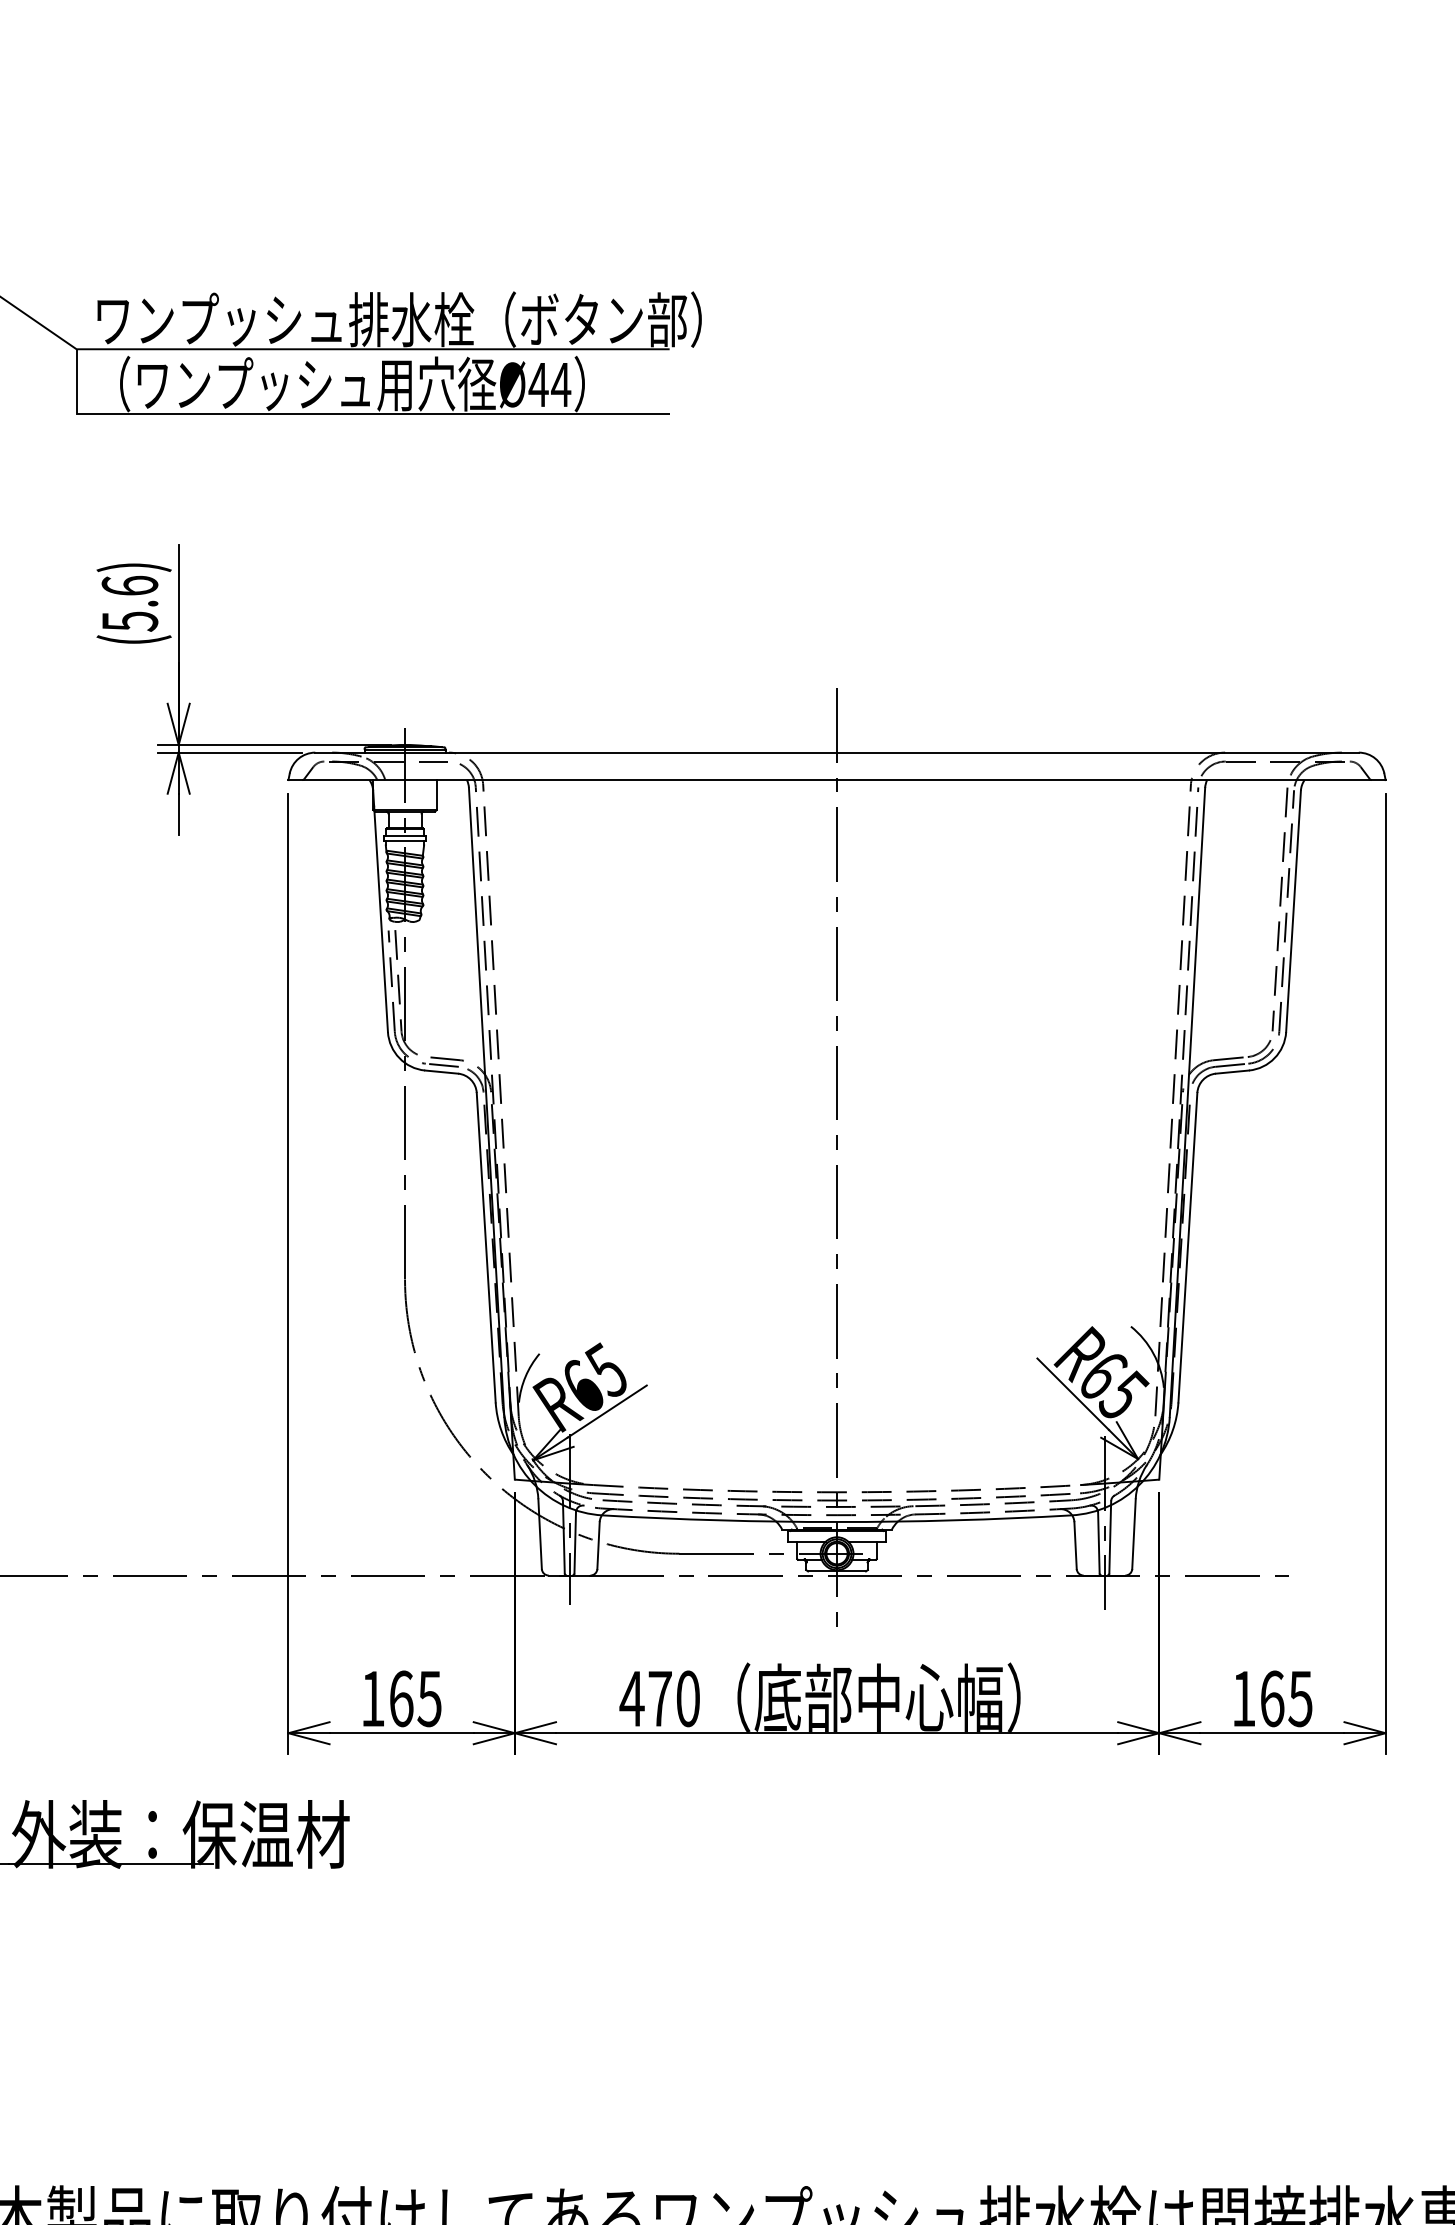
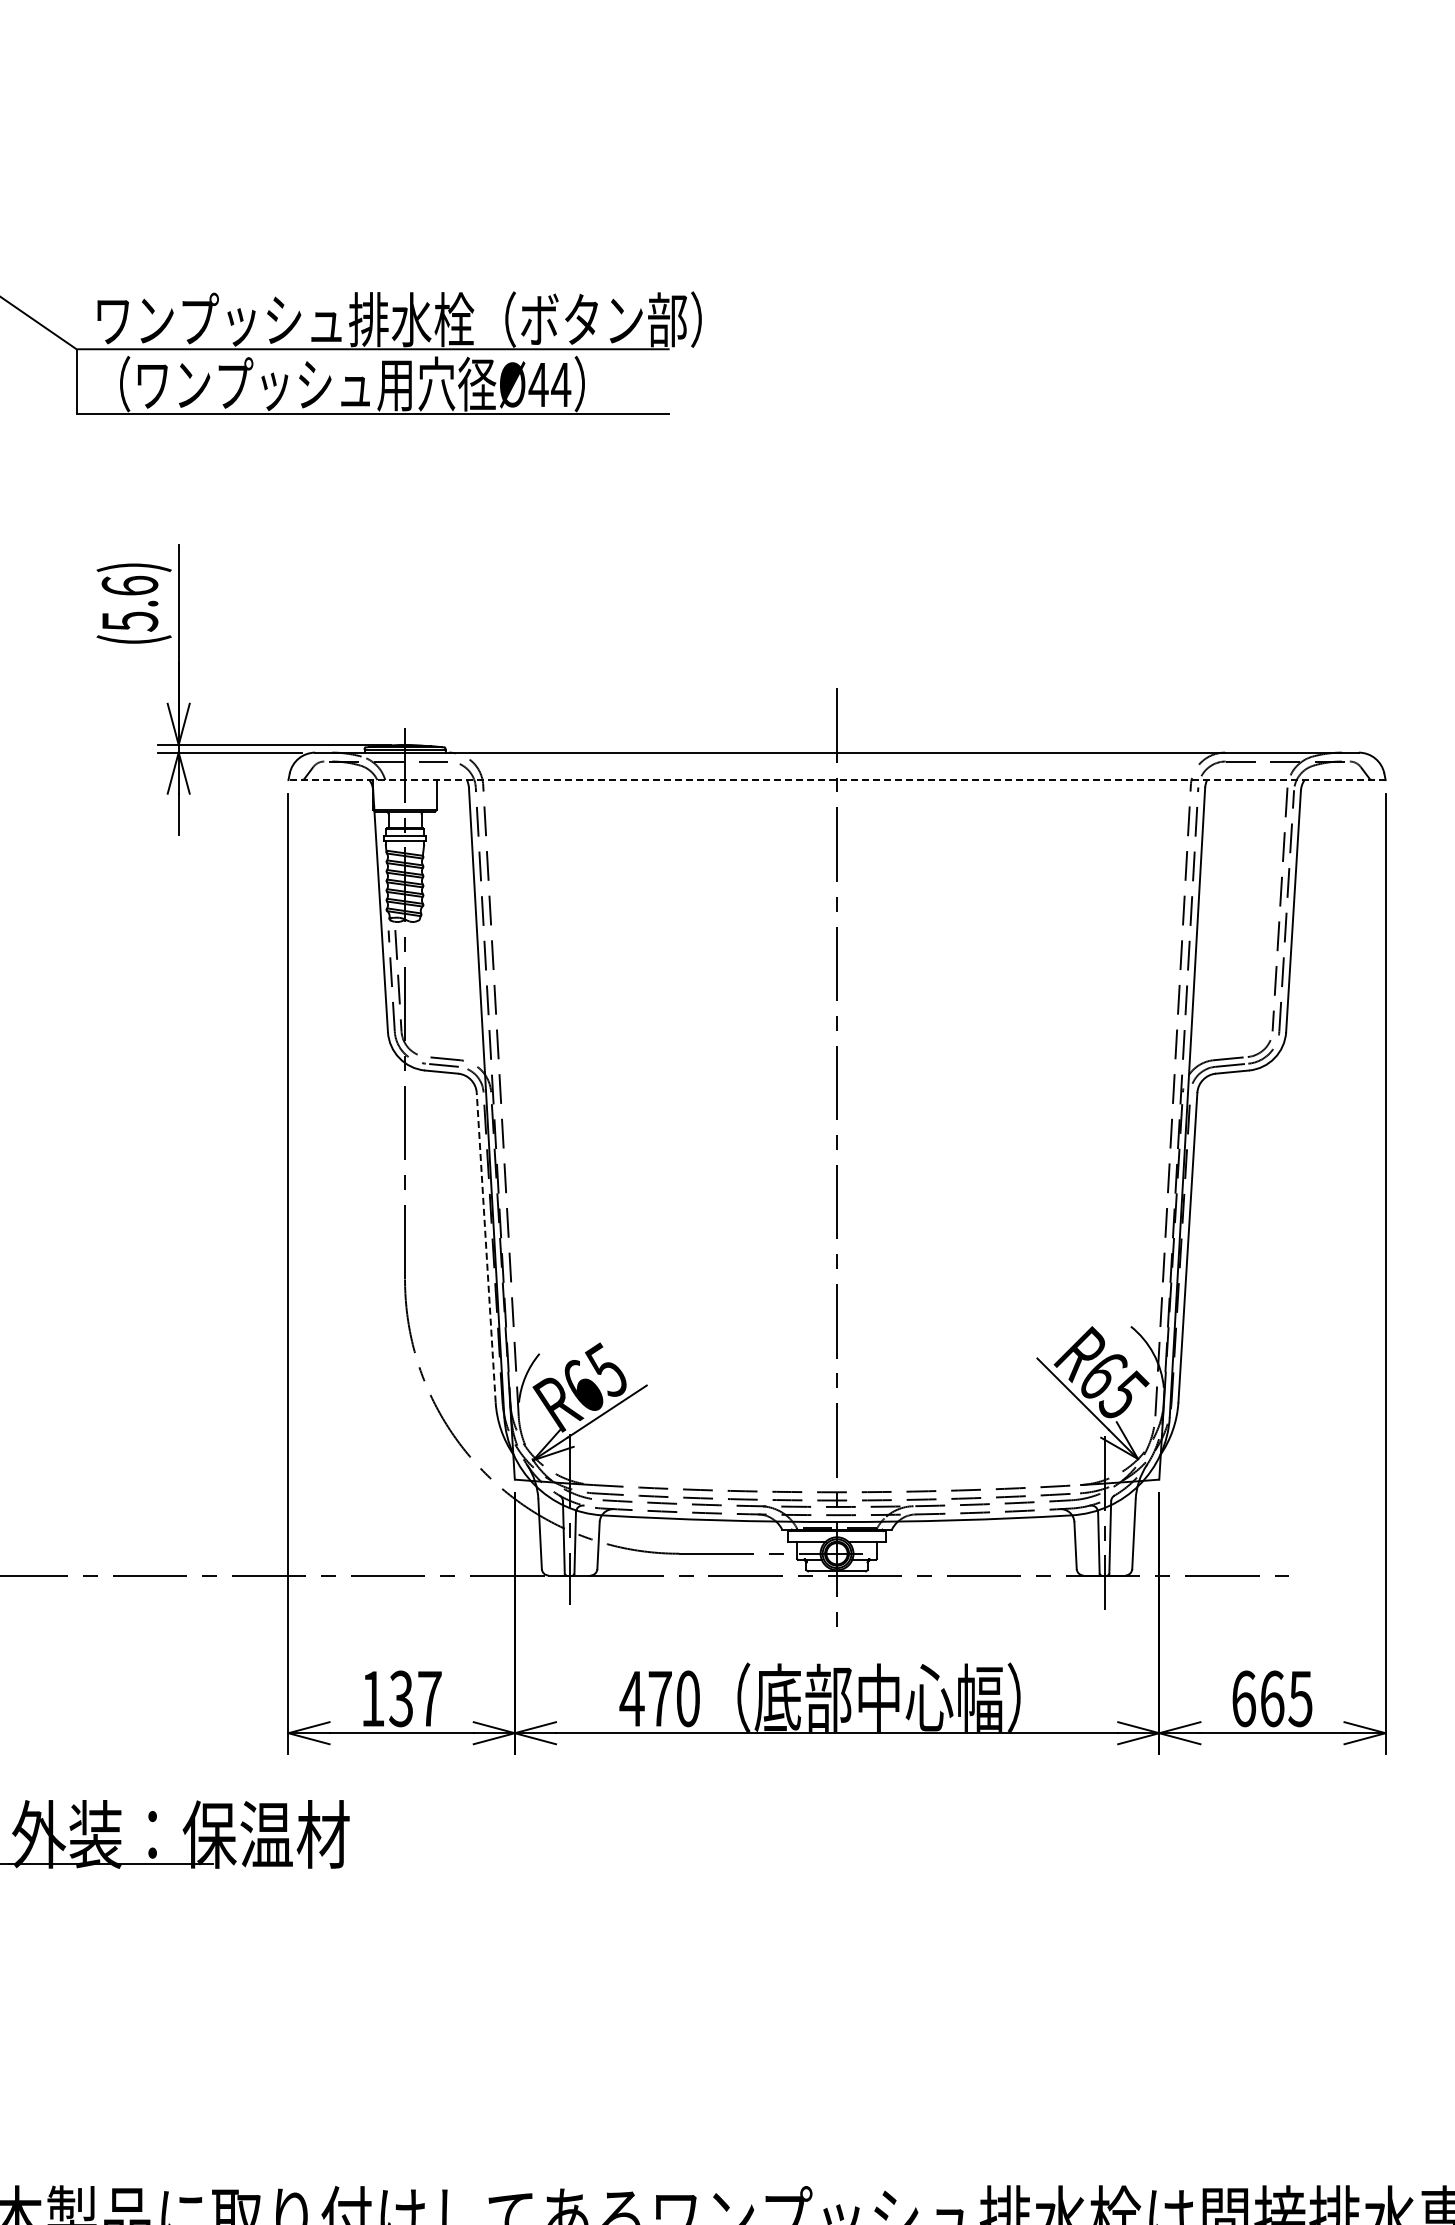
line: solid -> dashed (837, 780)
line: solid -> dashed (486, 1247)
text: 165 -> 137 (415, 1698)
text: 165 -> 665 (1243, 1698)
